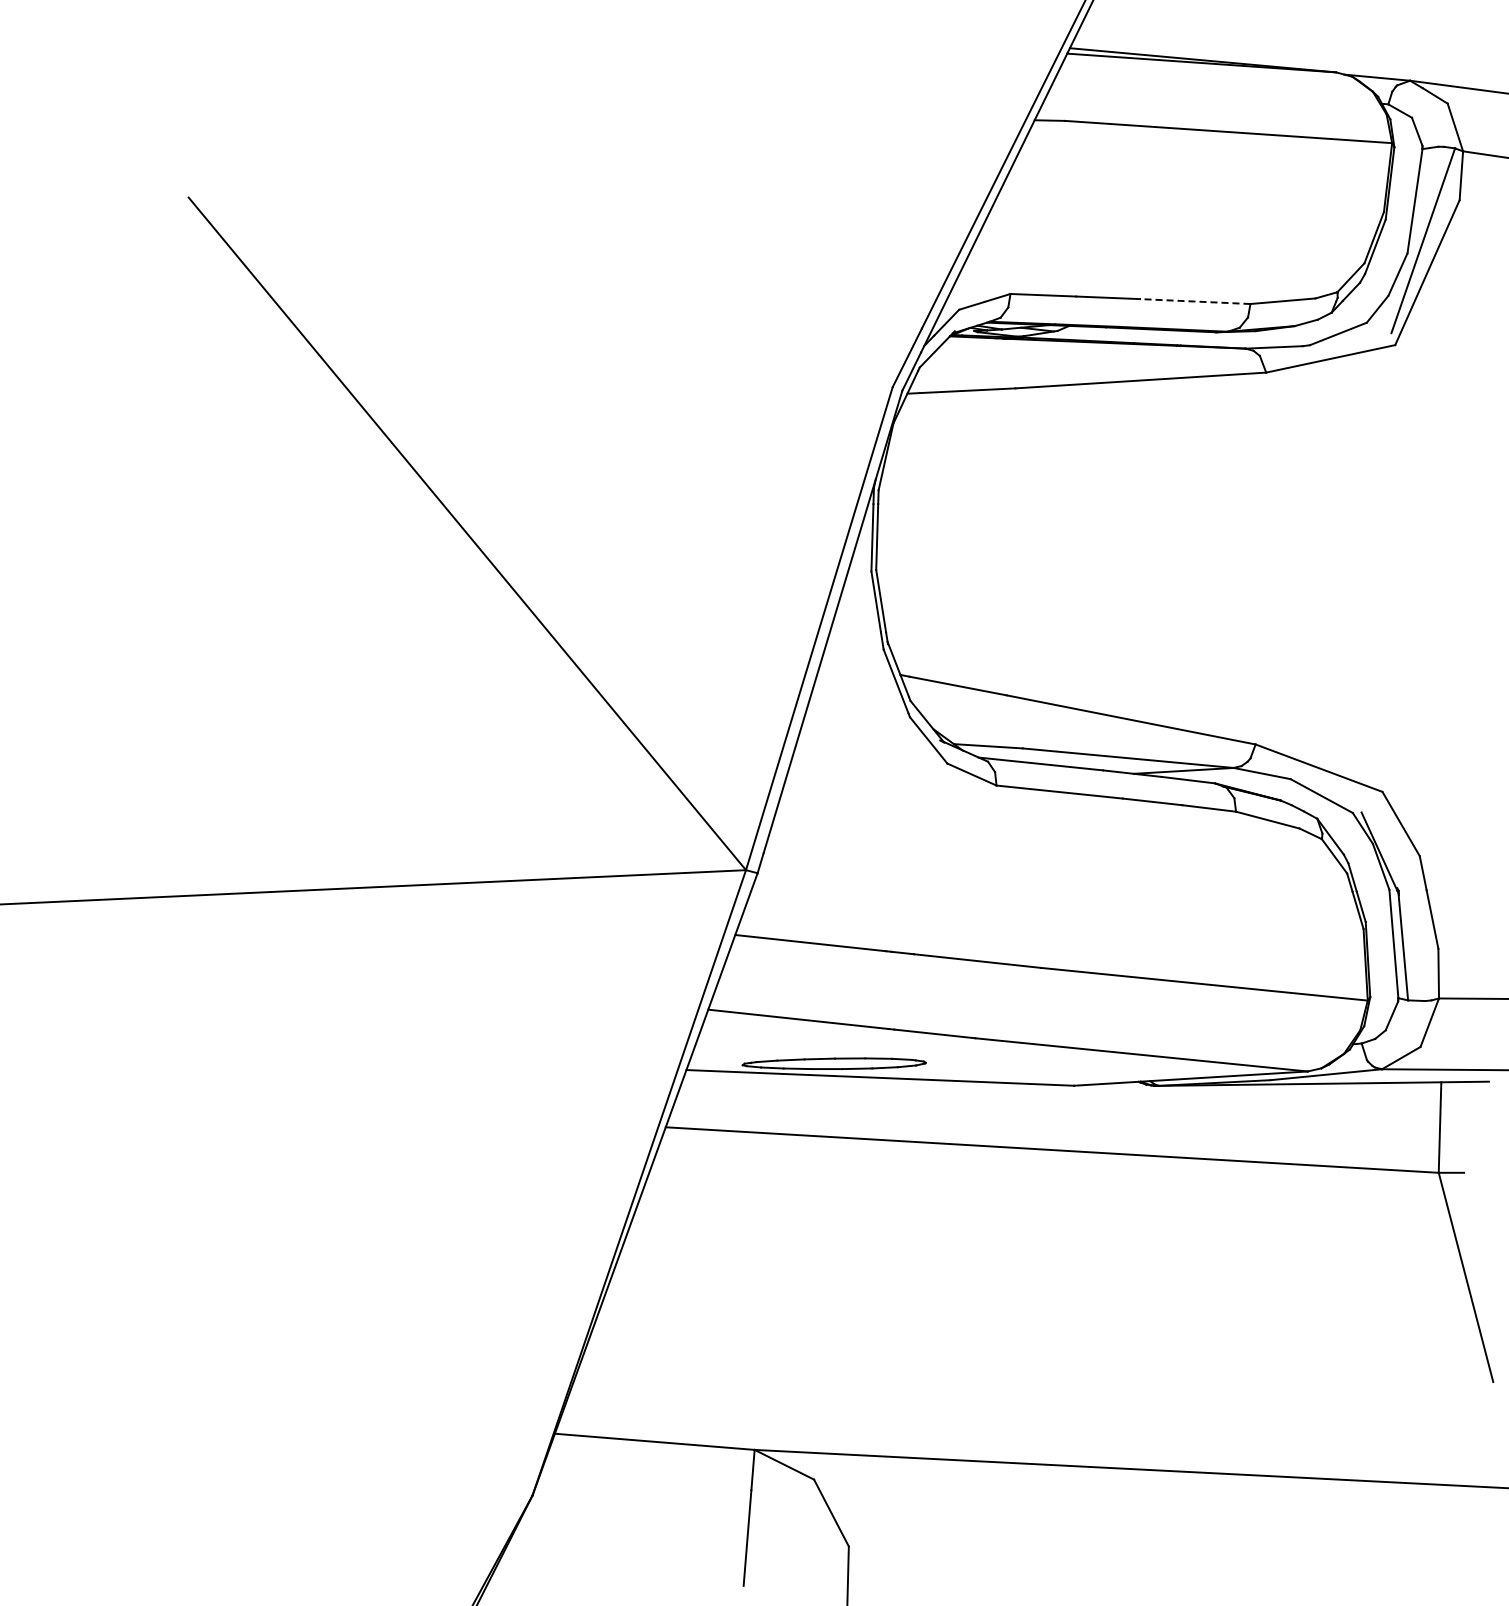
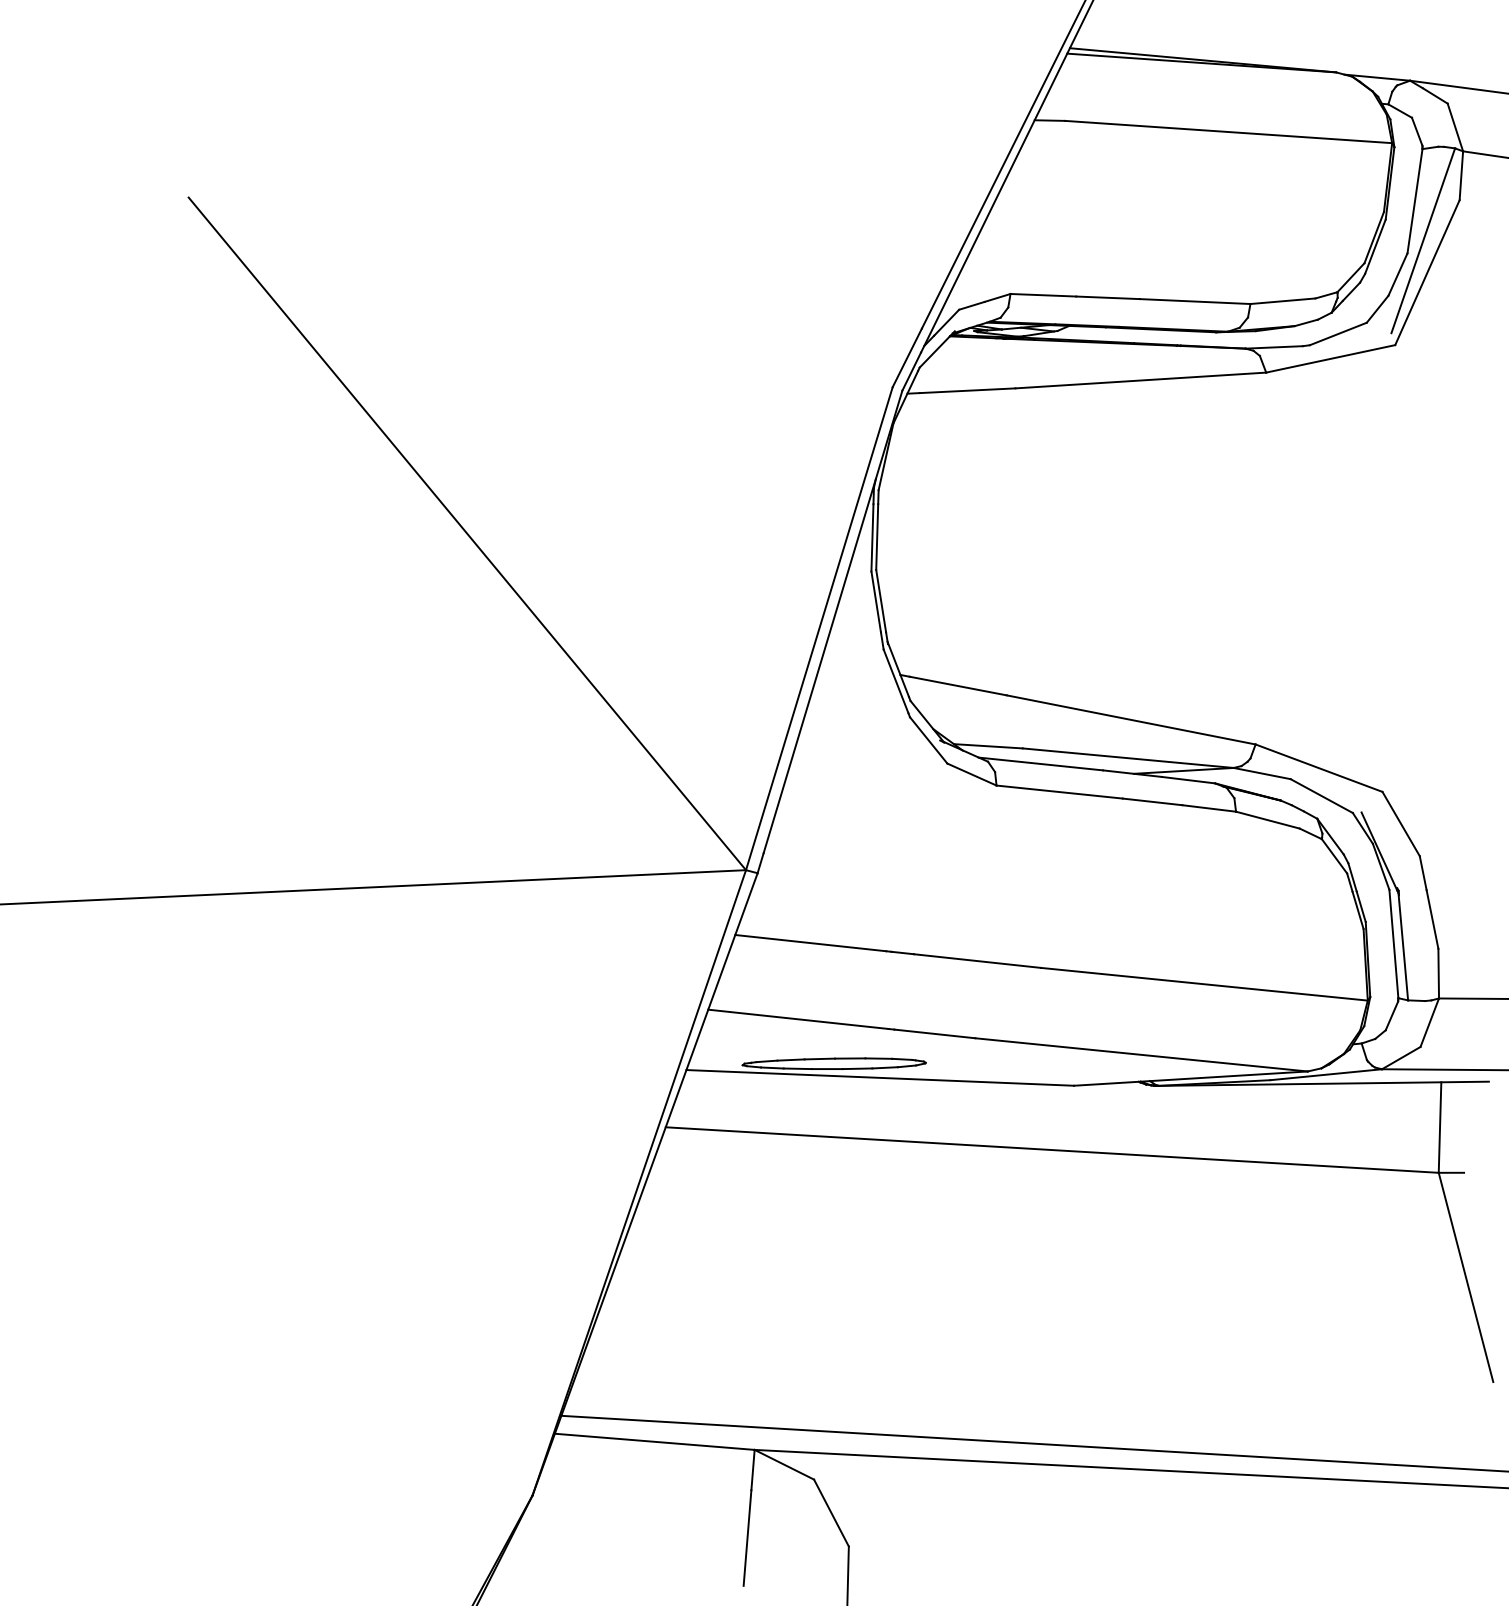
line: dashed -> solid (1194, 301)
line: none -> present (1033, 1443)
